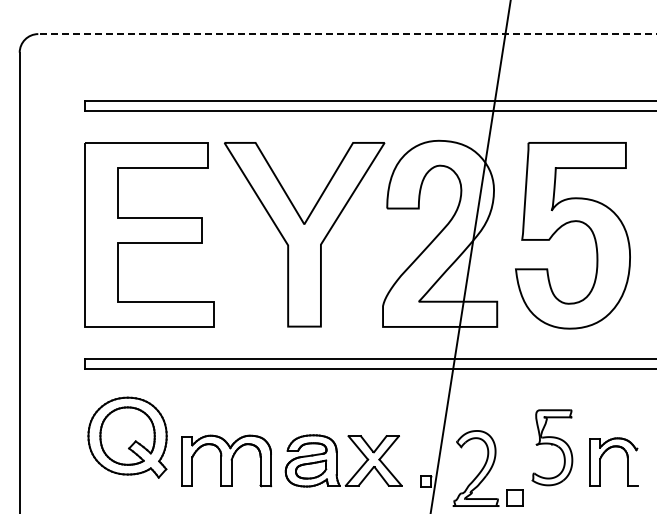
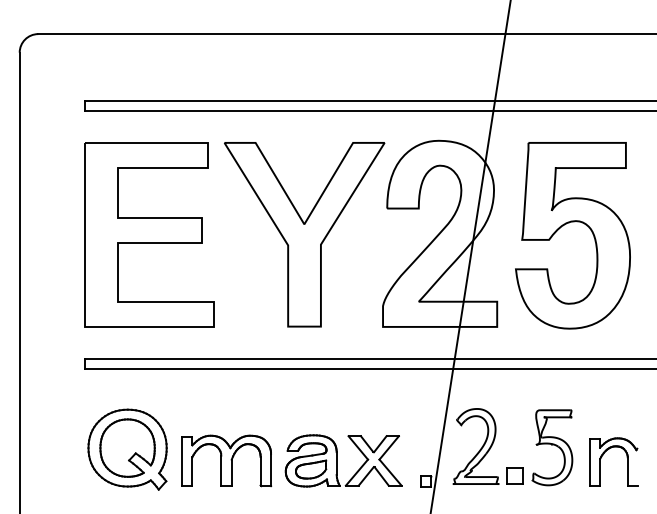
line: dashed -> solid (347, 34)
part position: (127, 437) -> (127, 449) (127, 449)
part position: (487, 468) -> (487, 446) (487, 446)
